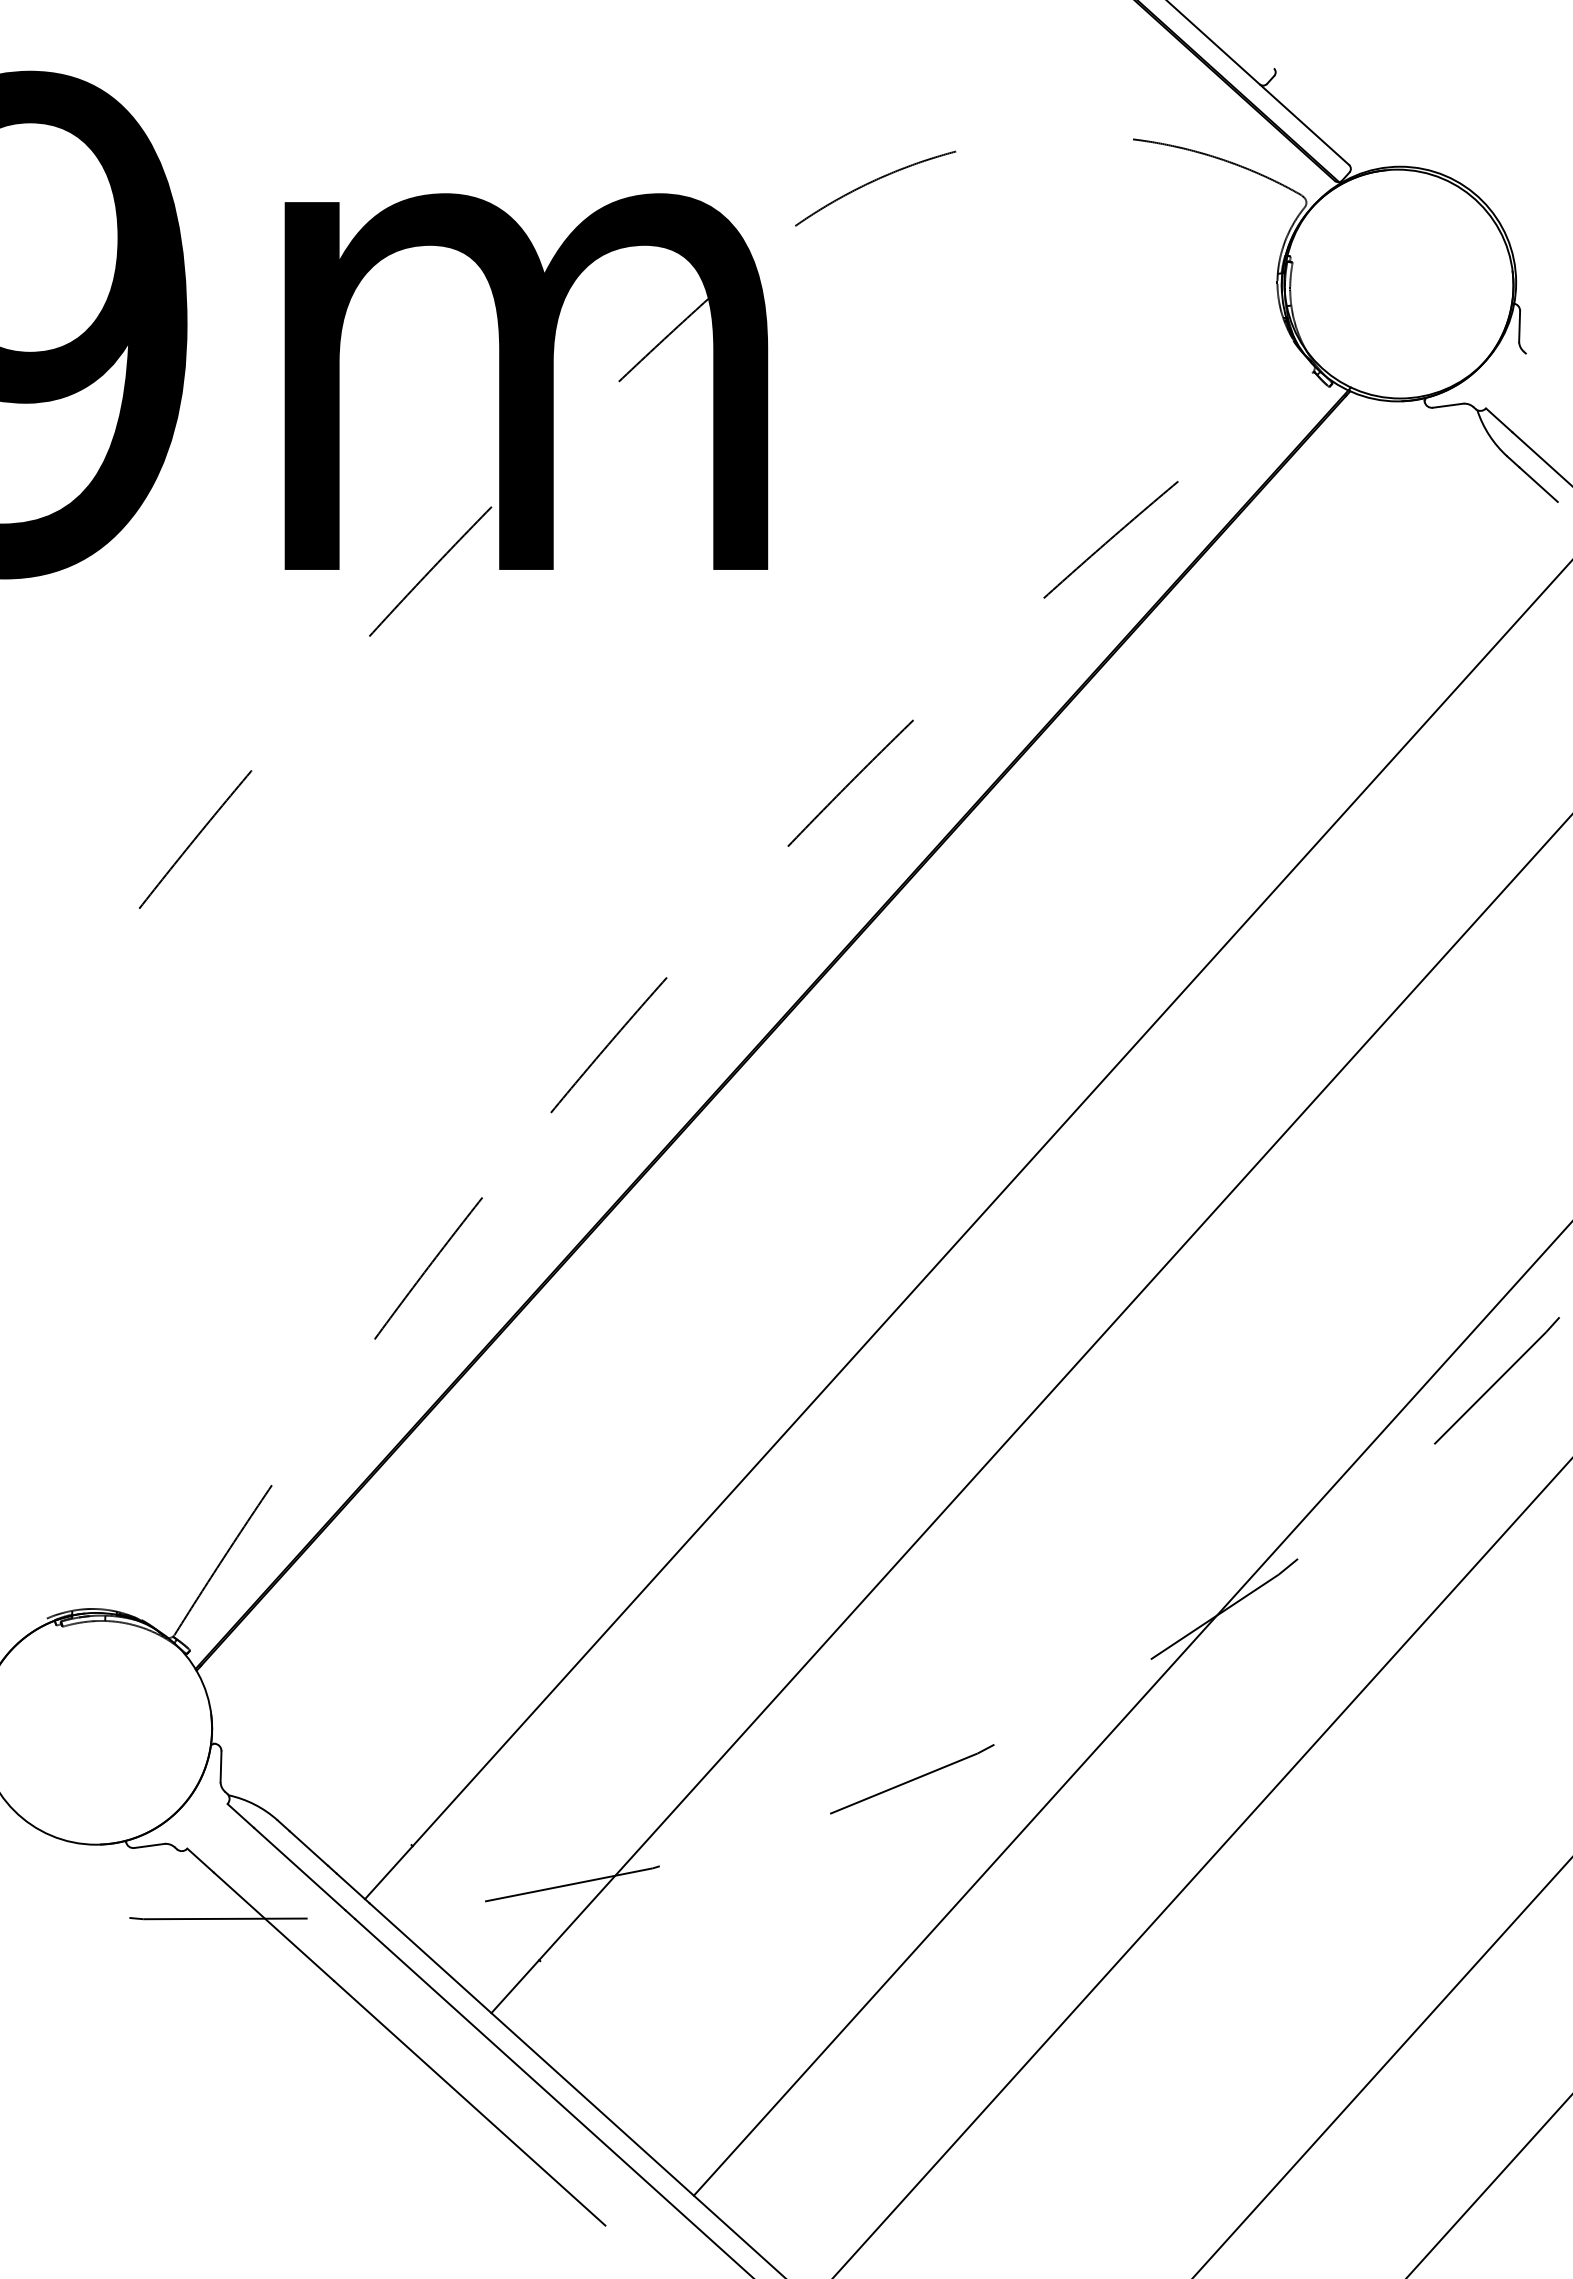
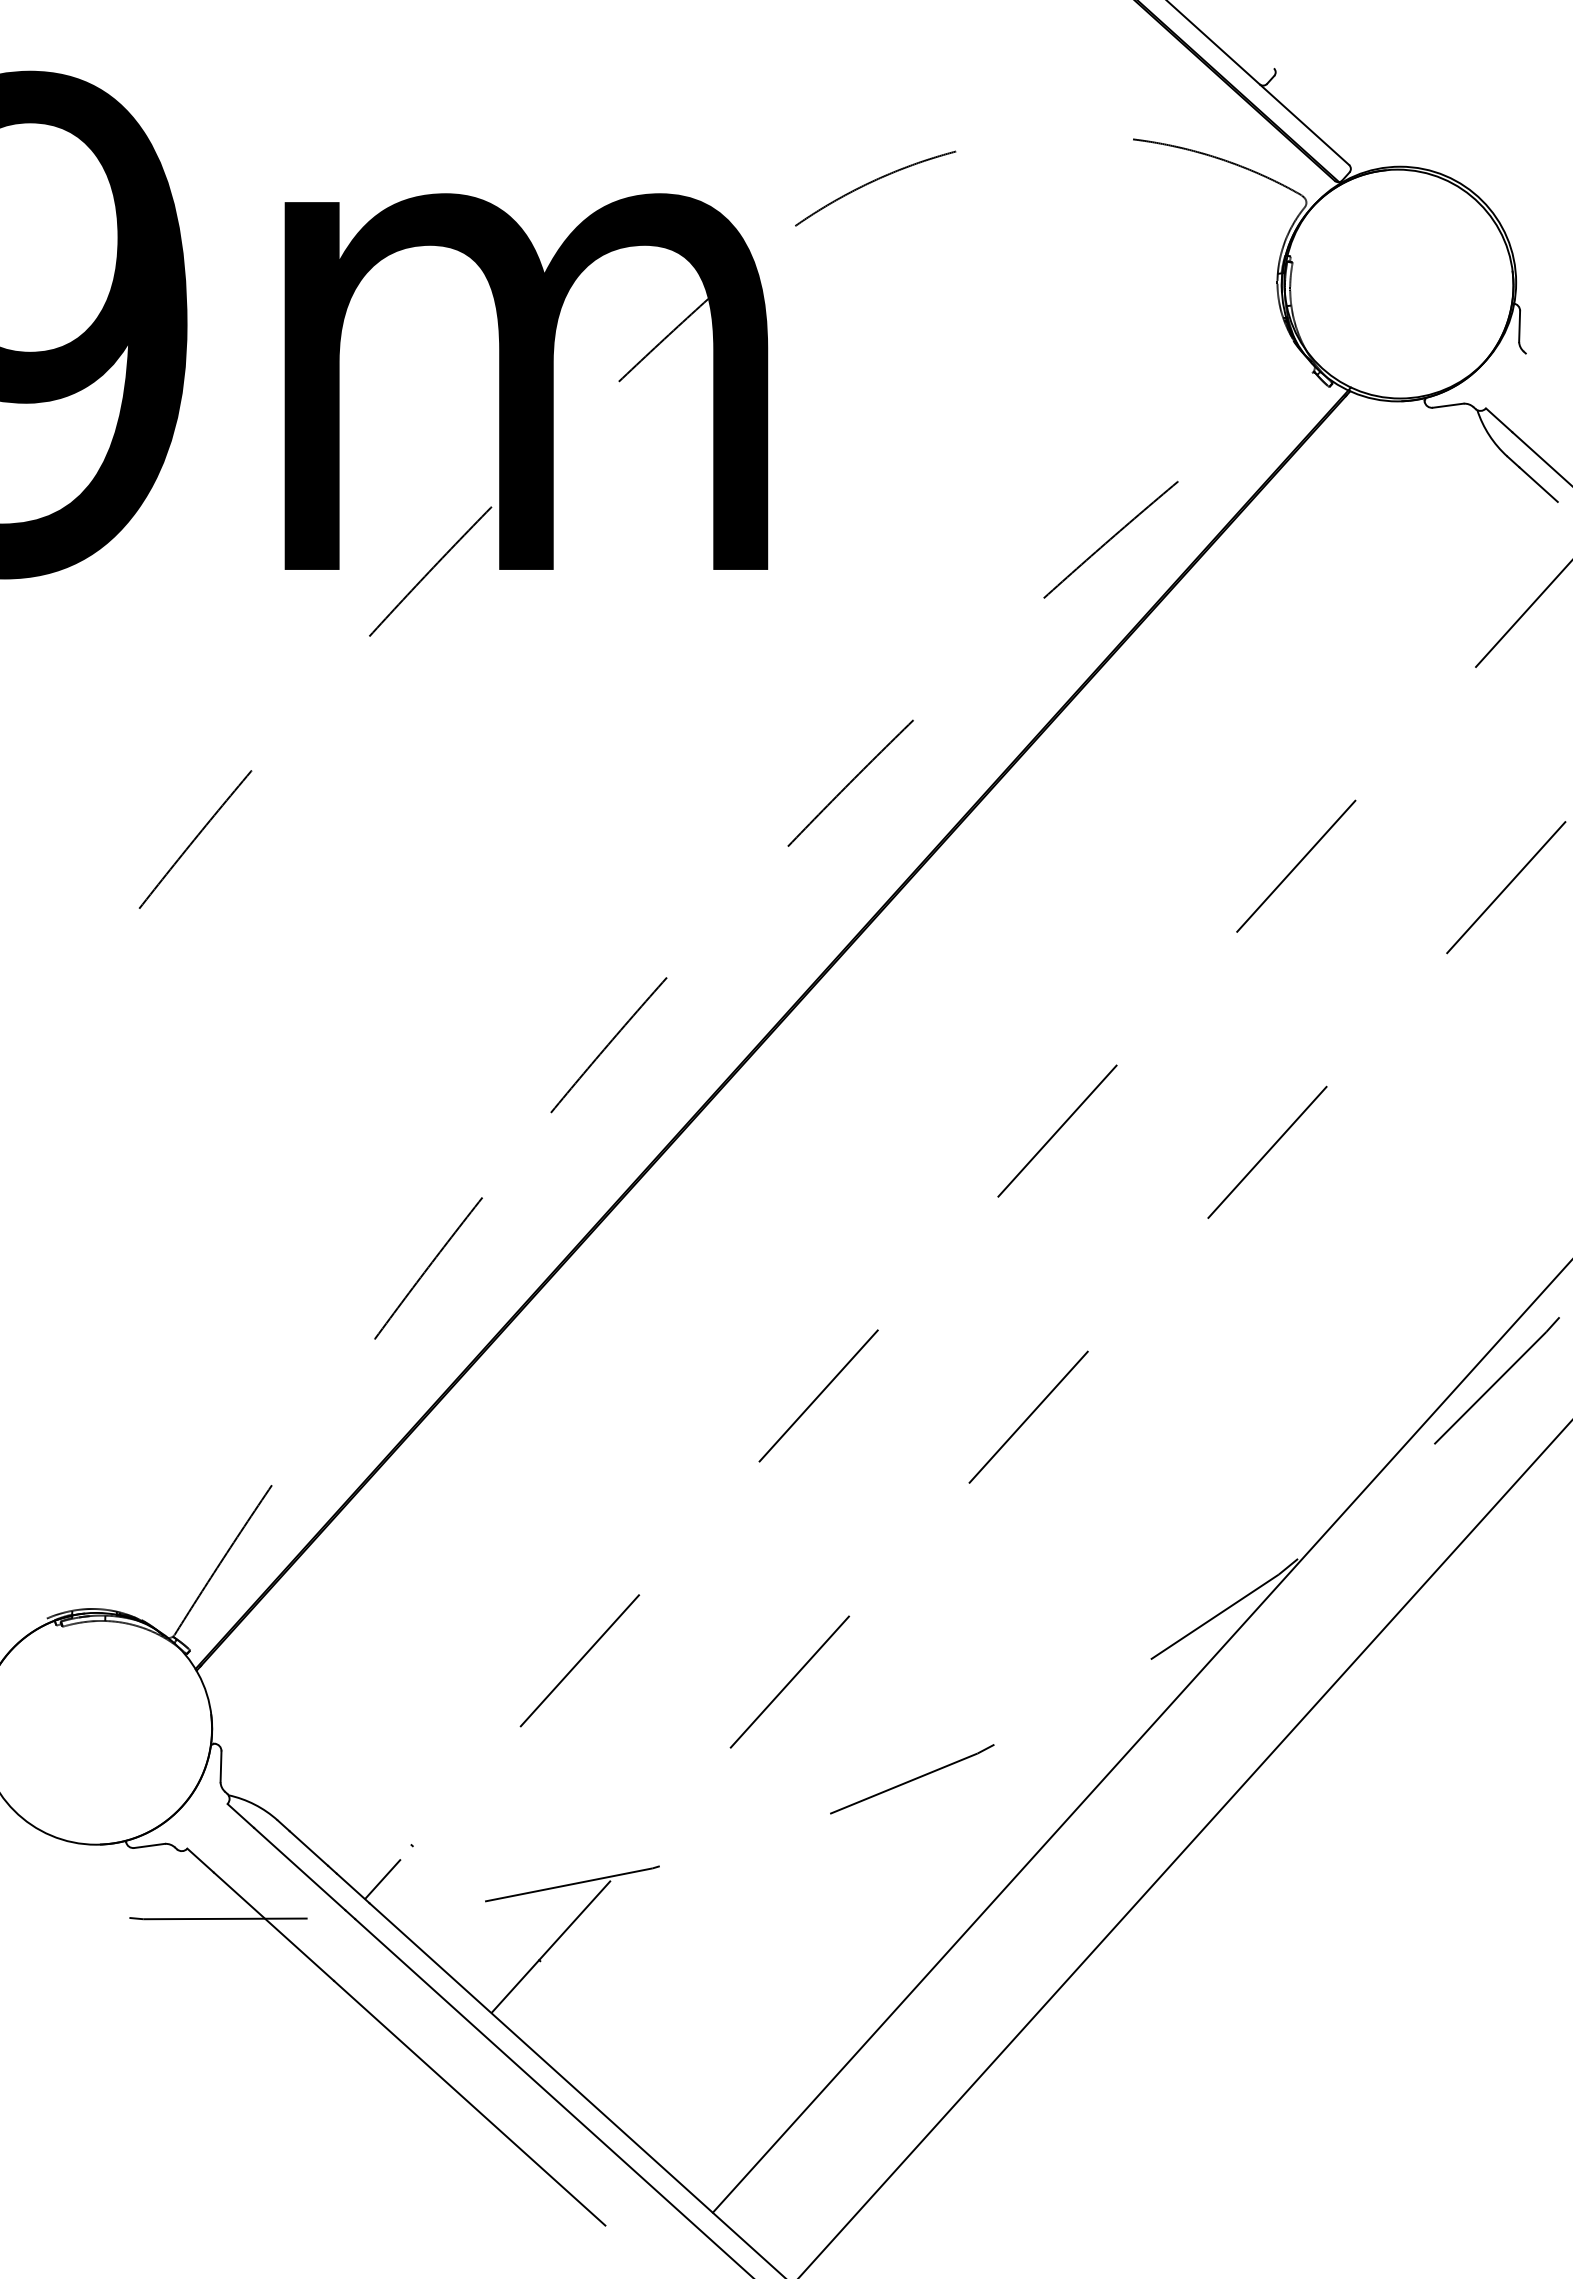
line: solid -> dashed (968, 1229)
line: solid -> dashed (1032, 1413)
line position: (1131, 1709) -> (1140, 1737) (1140, 1737)
line position: (1202, 1868) -> (1184, 1848) (1184, 1848)
line: present -> none (1382, 2067)
line: present -> none (1489, 2186)
